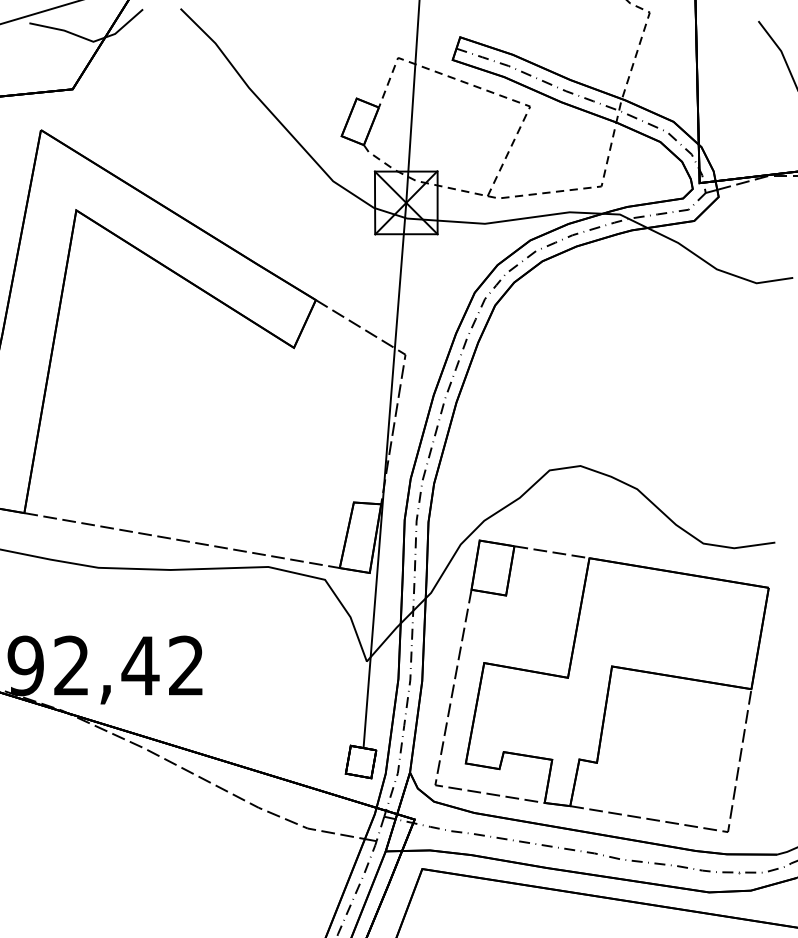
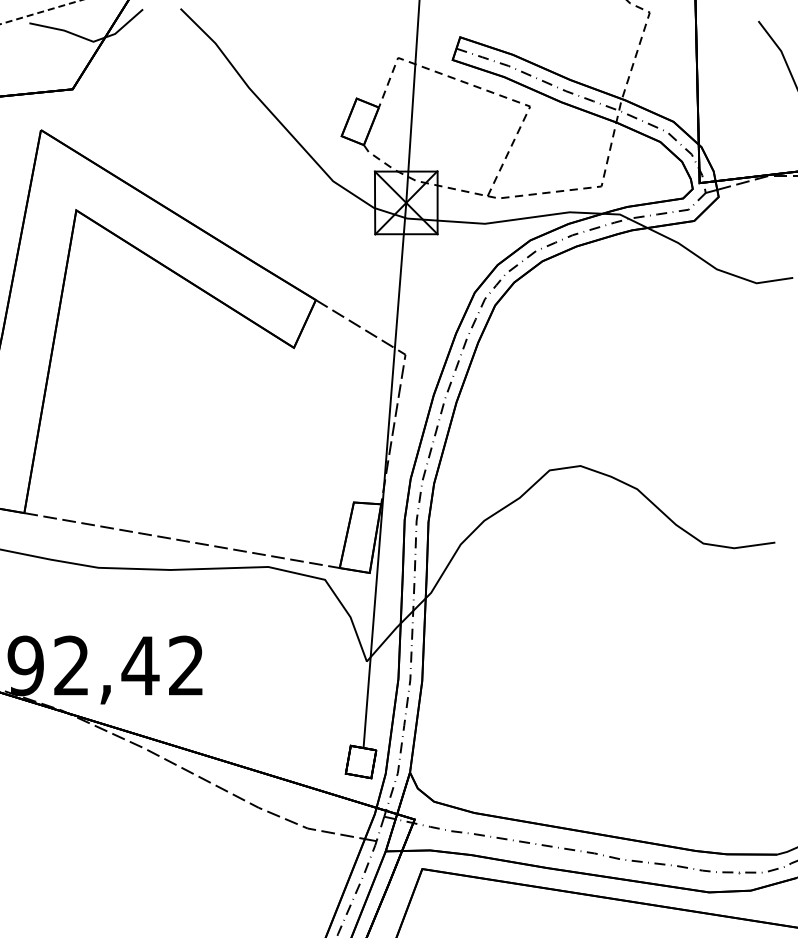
line: solid -> dashed (41, 11)
part: present -> none (601, 685)
